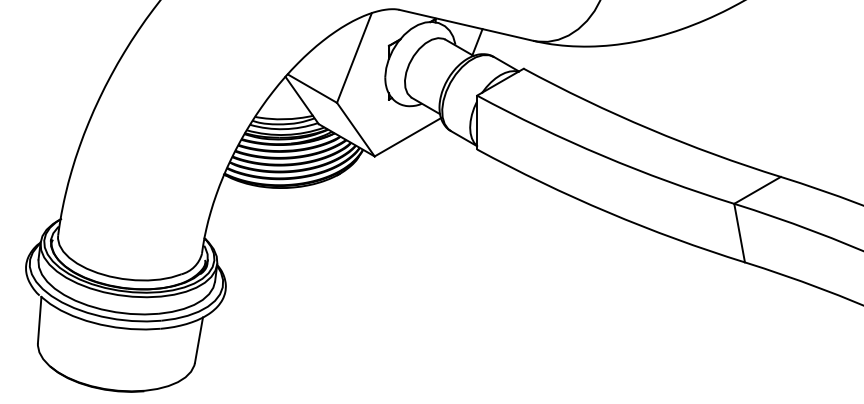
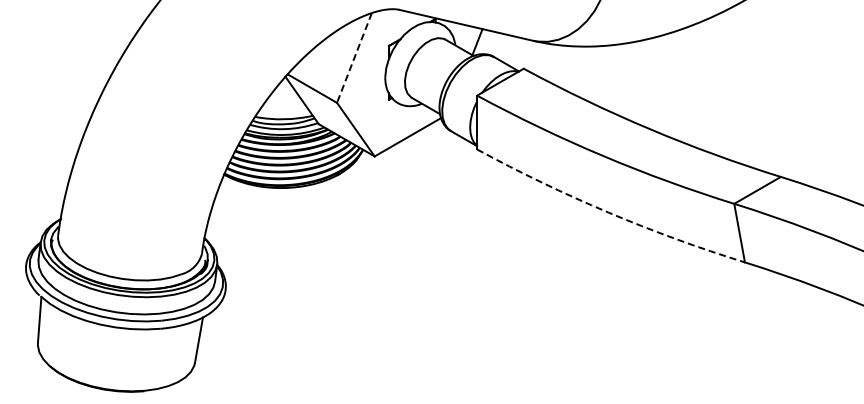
line: solid -> dashed (354, 58)
arc: solid -> dashed (608, 212)
